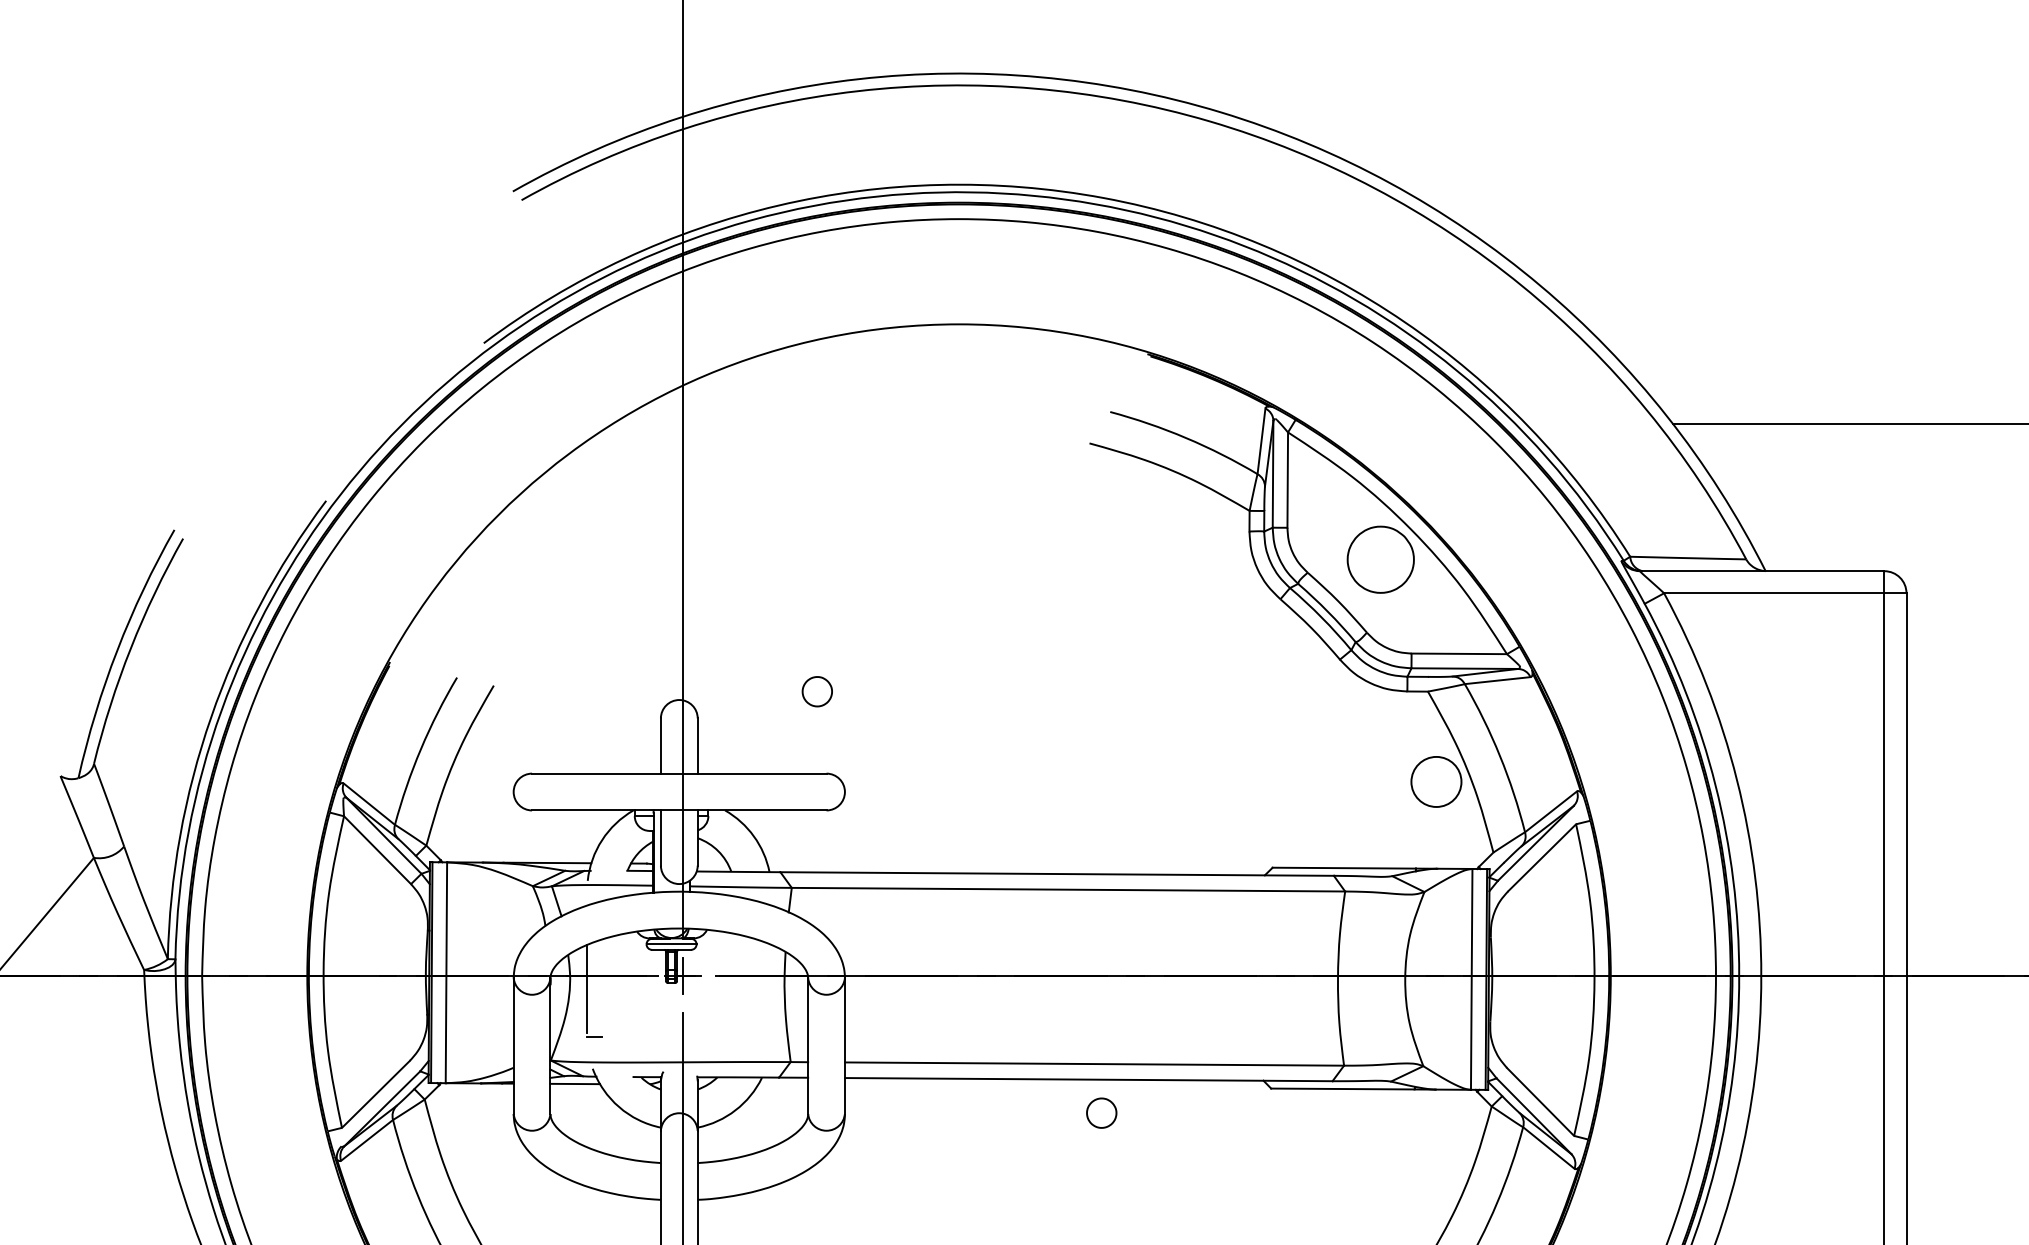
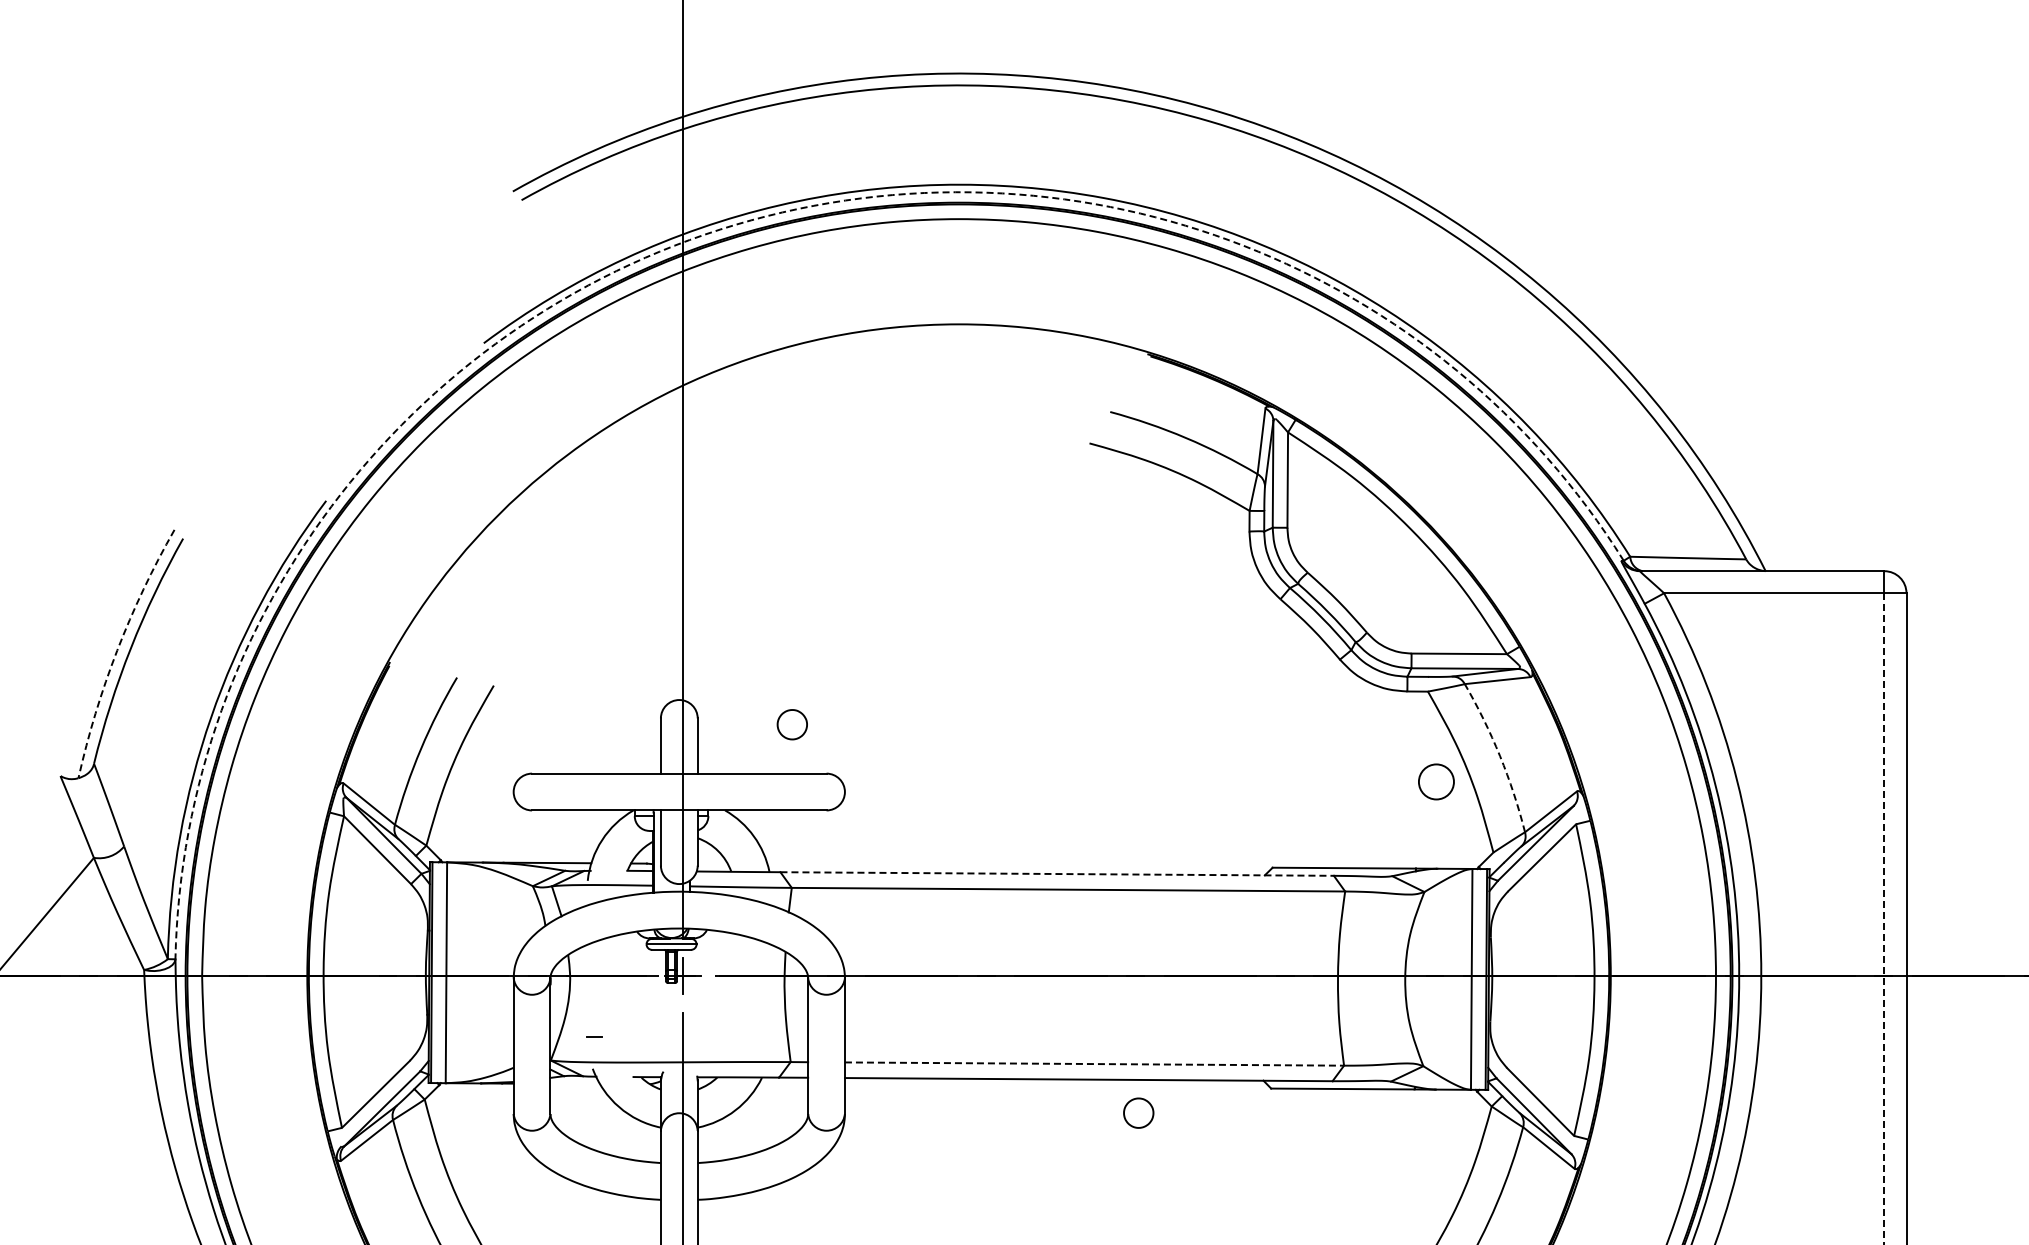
arc: solid -> dashed (751, 220)
line: present -> none (1849, 423)
part: present -> none (1380, 559)
arc: solid -> dashed (117, 650)
part position: (816, 691) -> (791, 724) (791, 724)
arc: solid -> dashed (1500, 756)
circle diameter: 50 px -> 35 px (1435, 781)
line: solid -> dashed (1057, 874)
line: solid -> dashed (1884, 919)
line: present -> none (587, 988)
line: solid -> dashed (1094, 1064)
line: present -> none (575, 1083)
part position: (1101, 1112) -> (1138, 1112) (1138, 1112)
